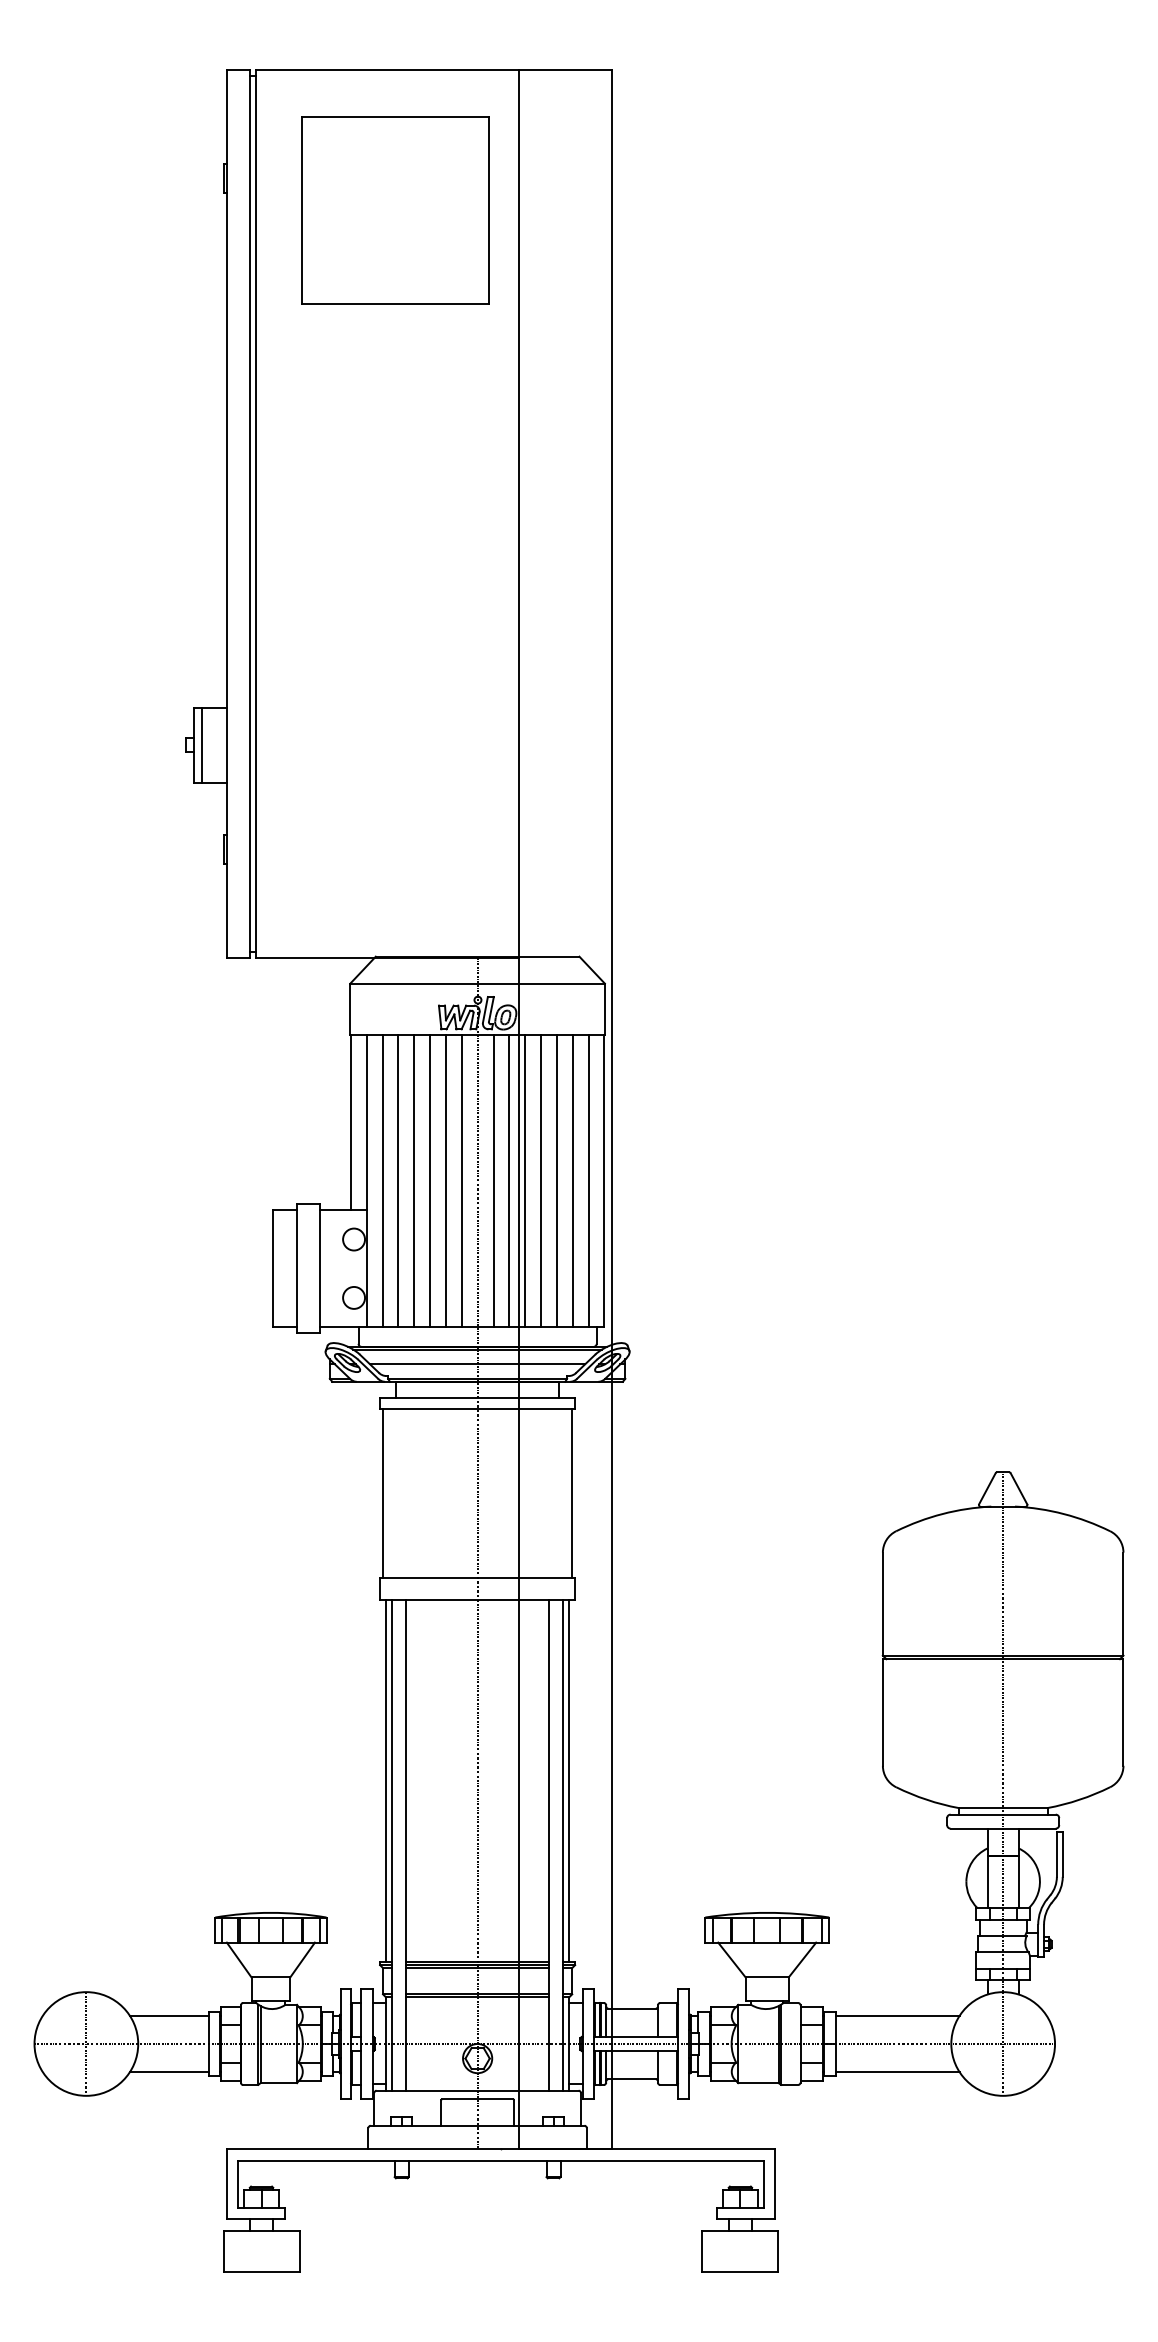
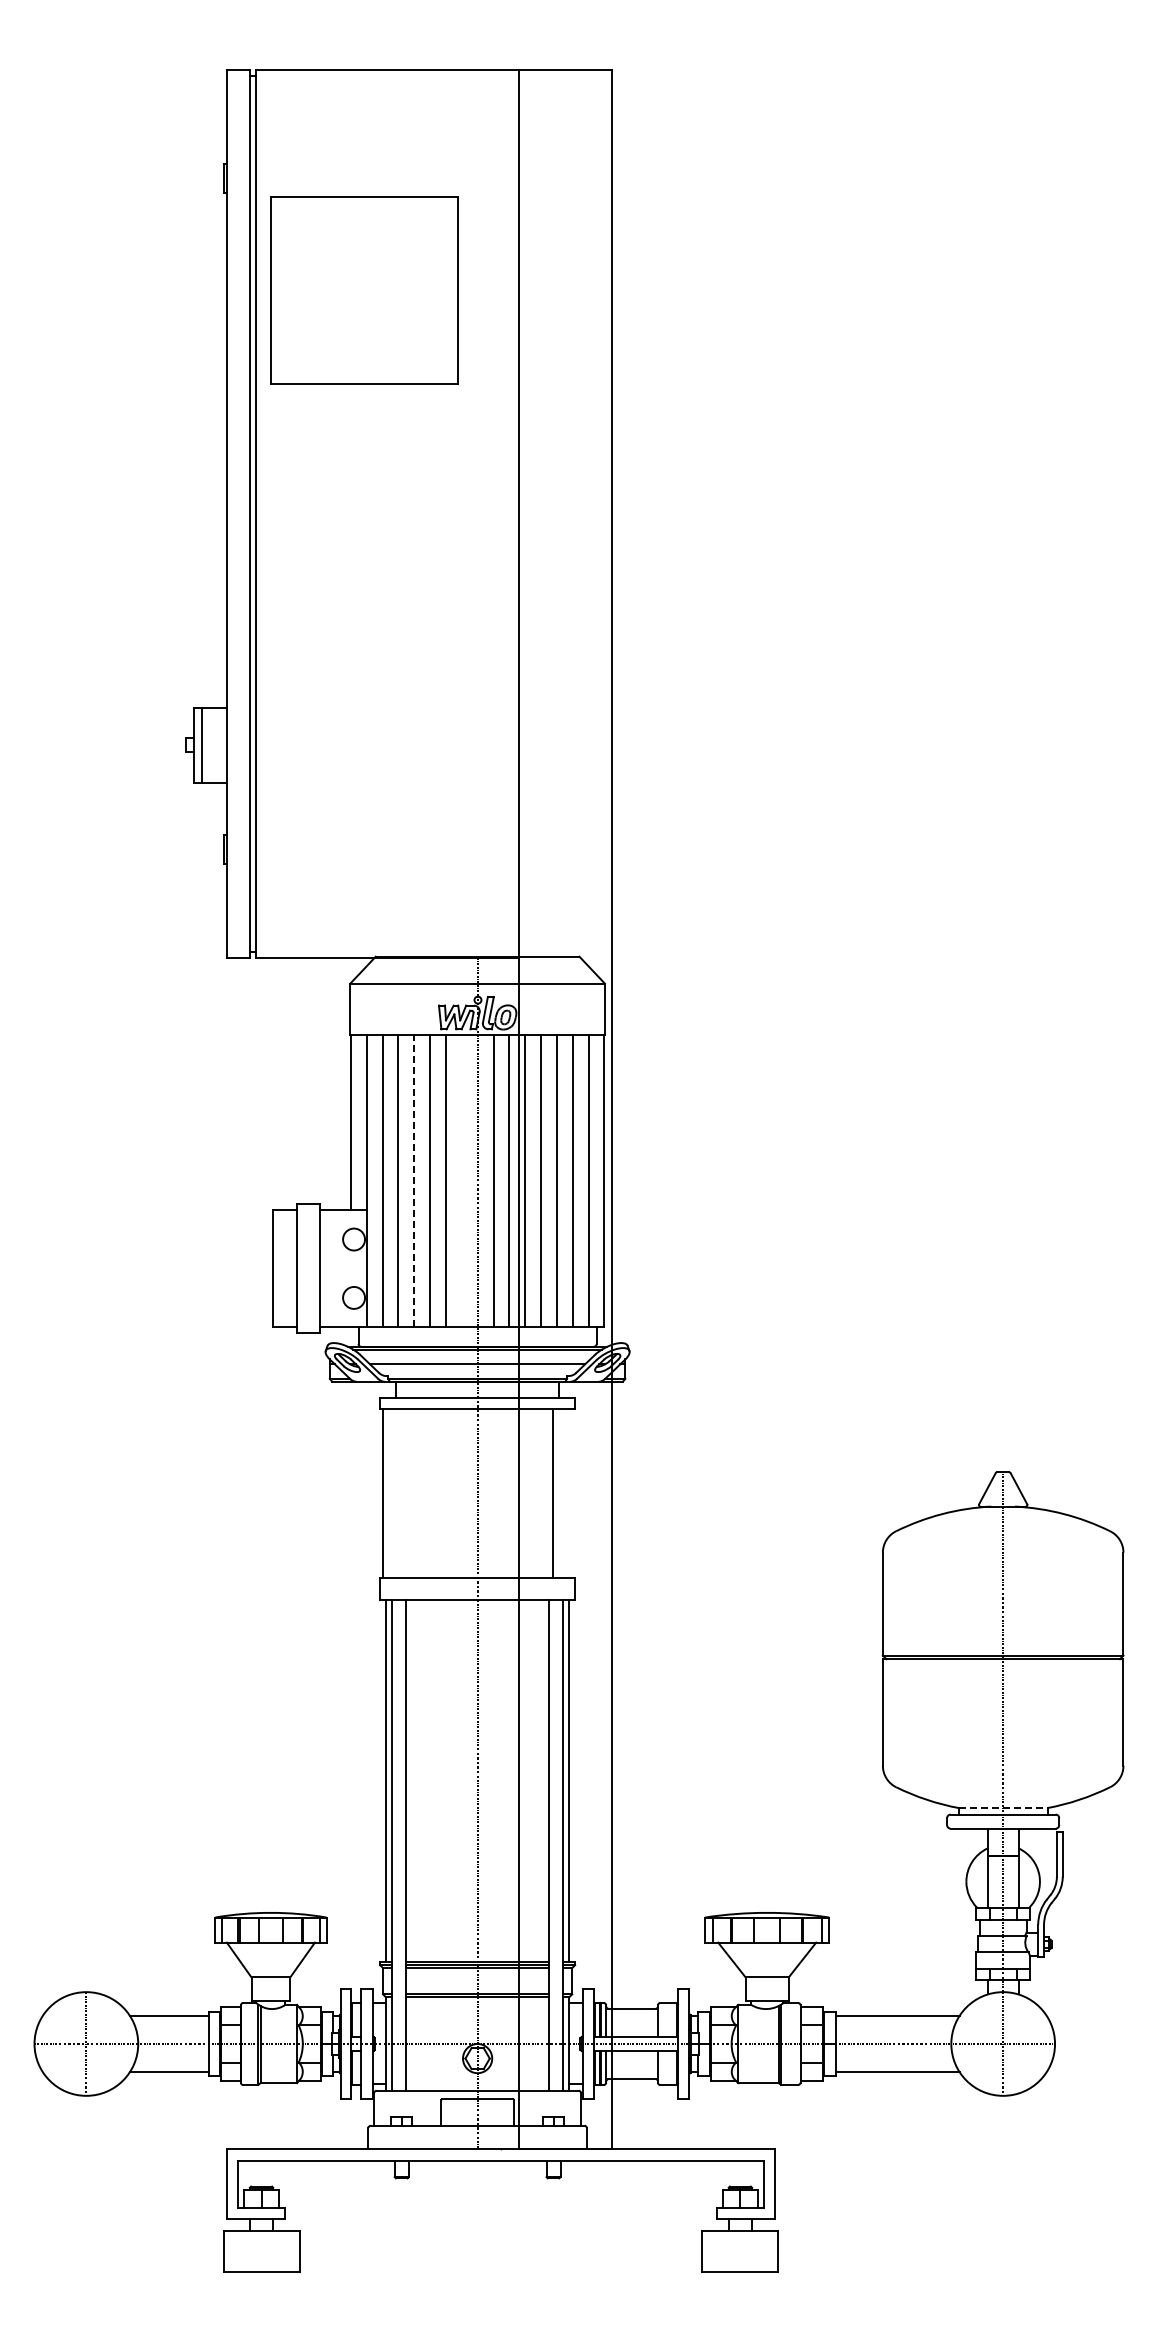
part position: (395, 210) -> (364, 290) (364, 290)
line: solid -> dashed (414, 1180)
line: present -> none (461, 1180)
line position: (571, 1493) -> (552, 1493) (552, 1493)
line: solid -> dashed (1003, 1808)
